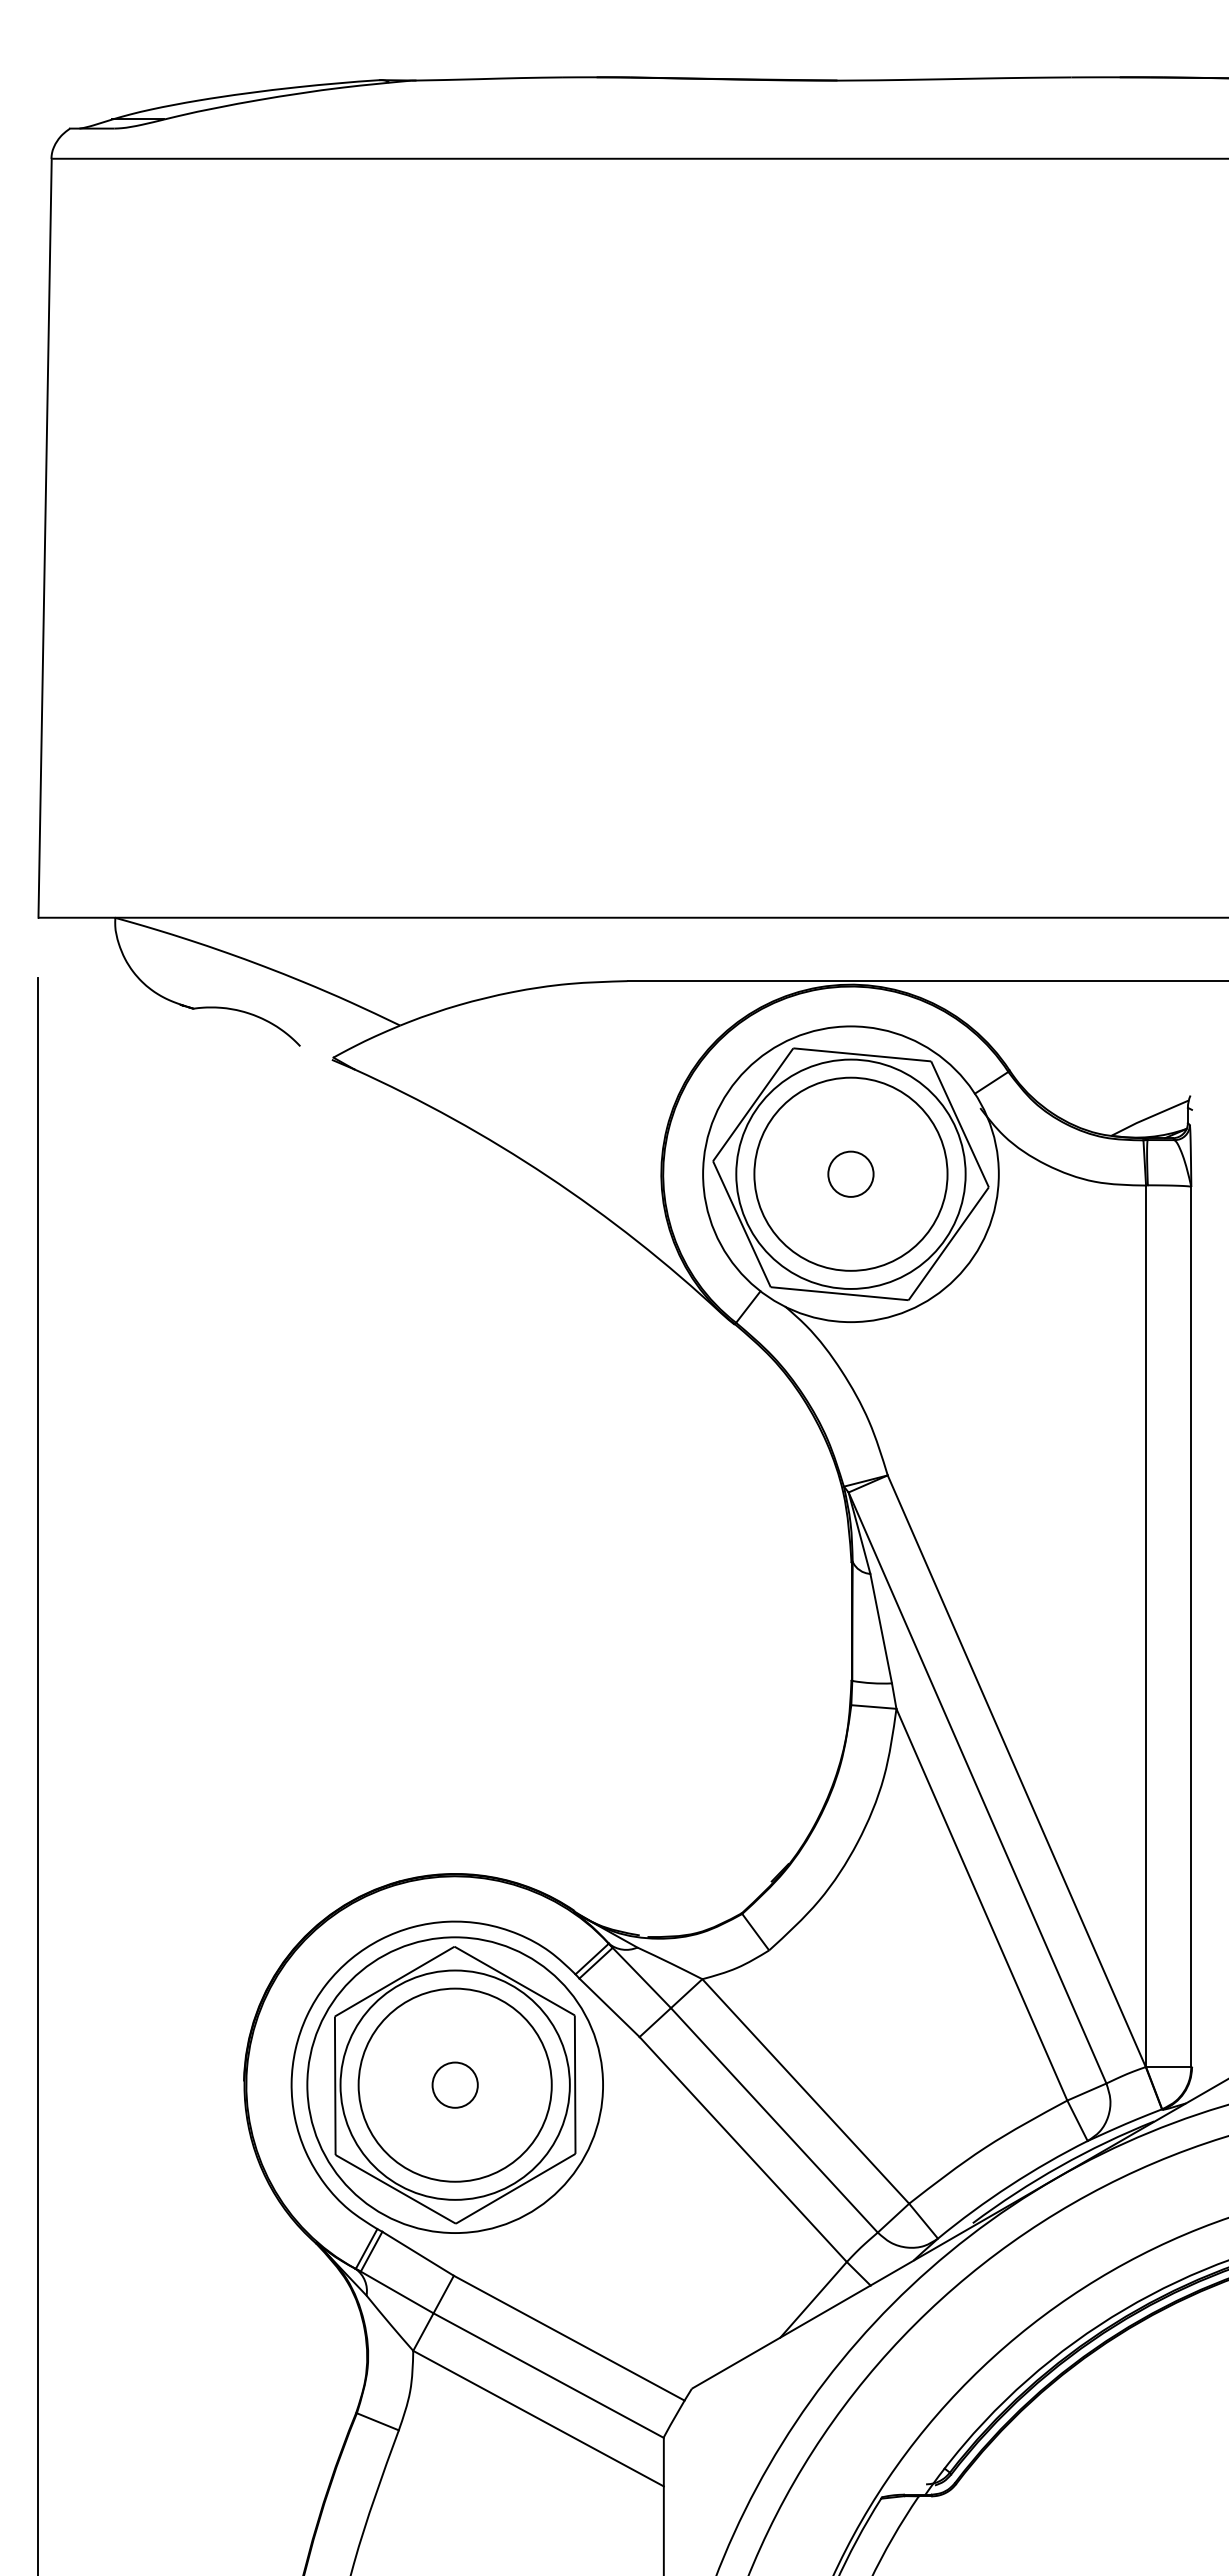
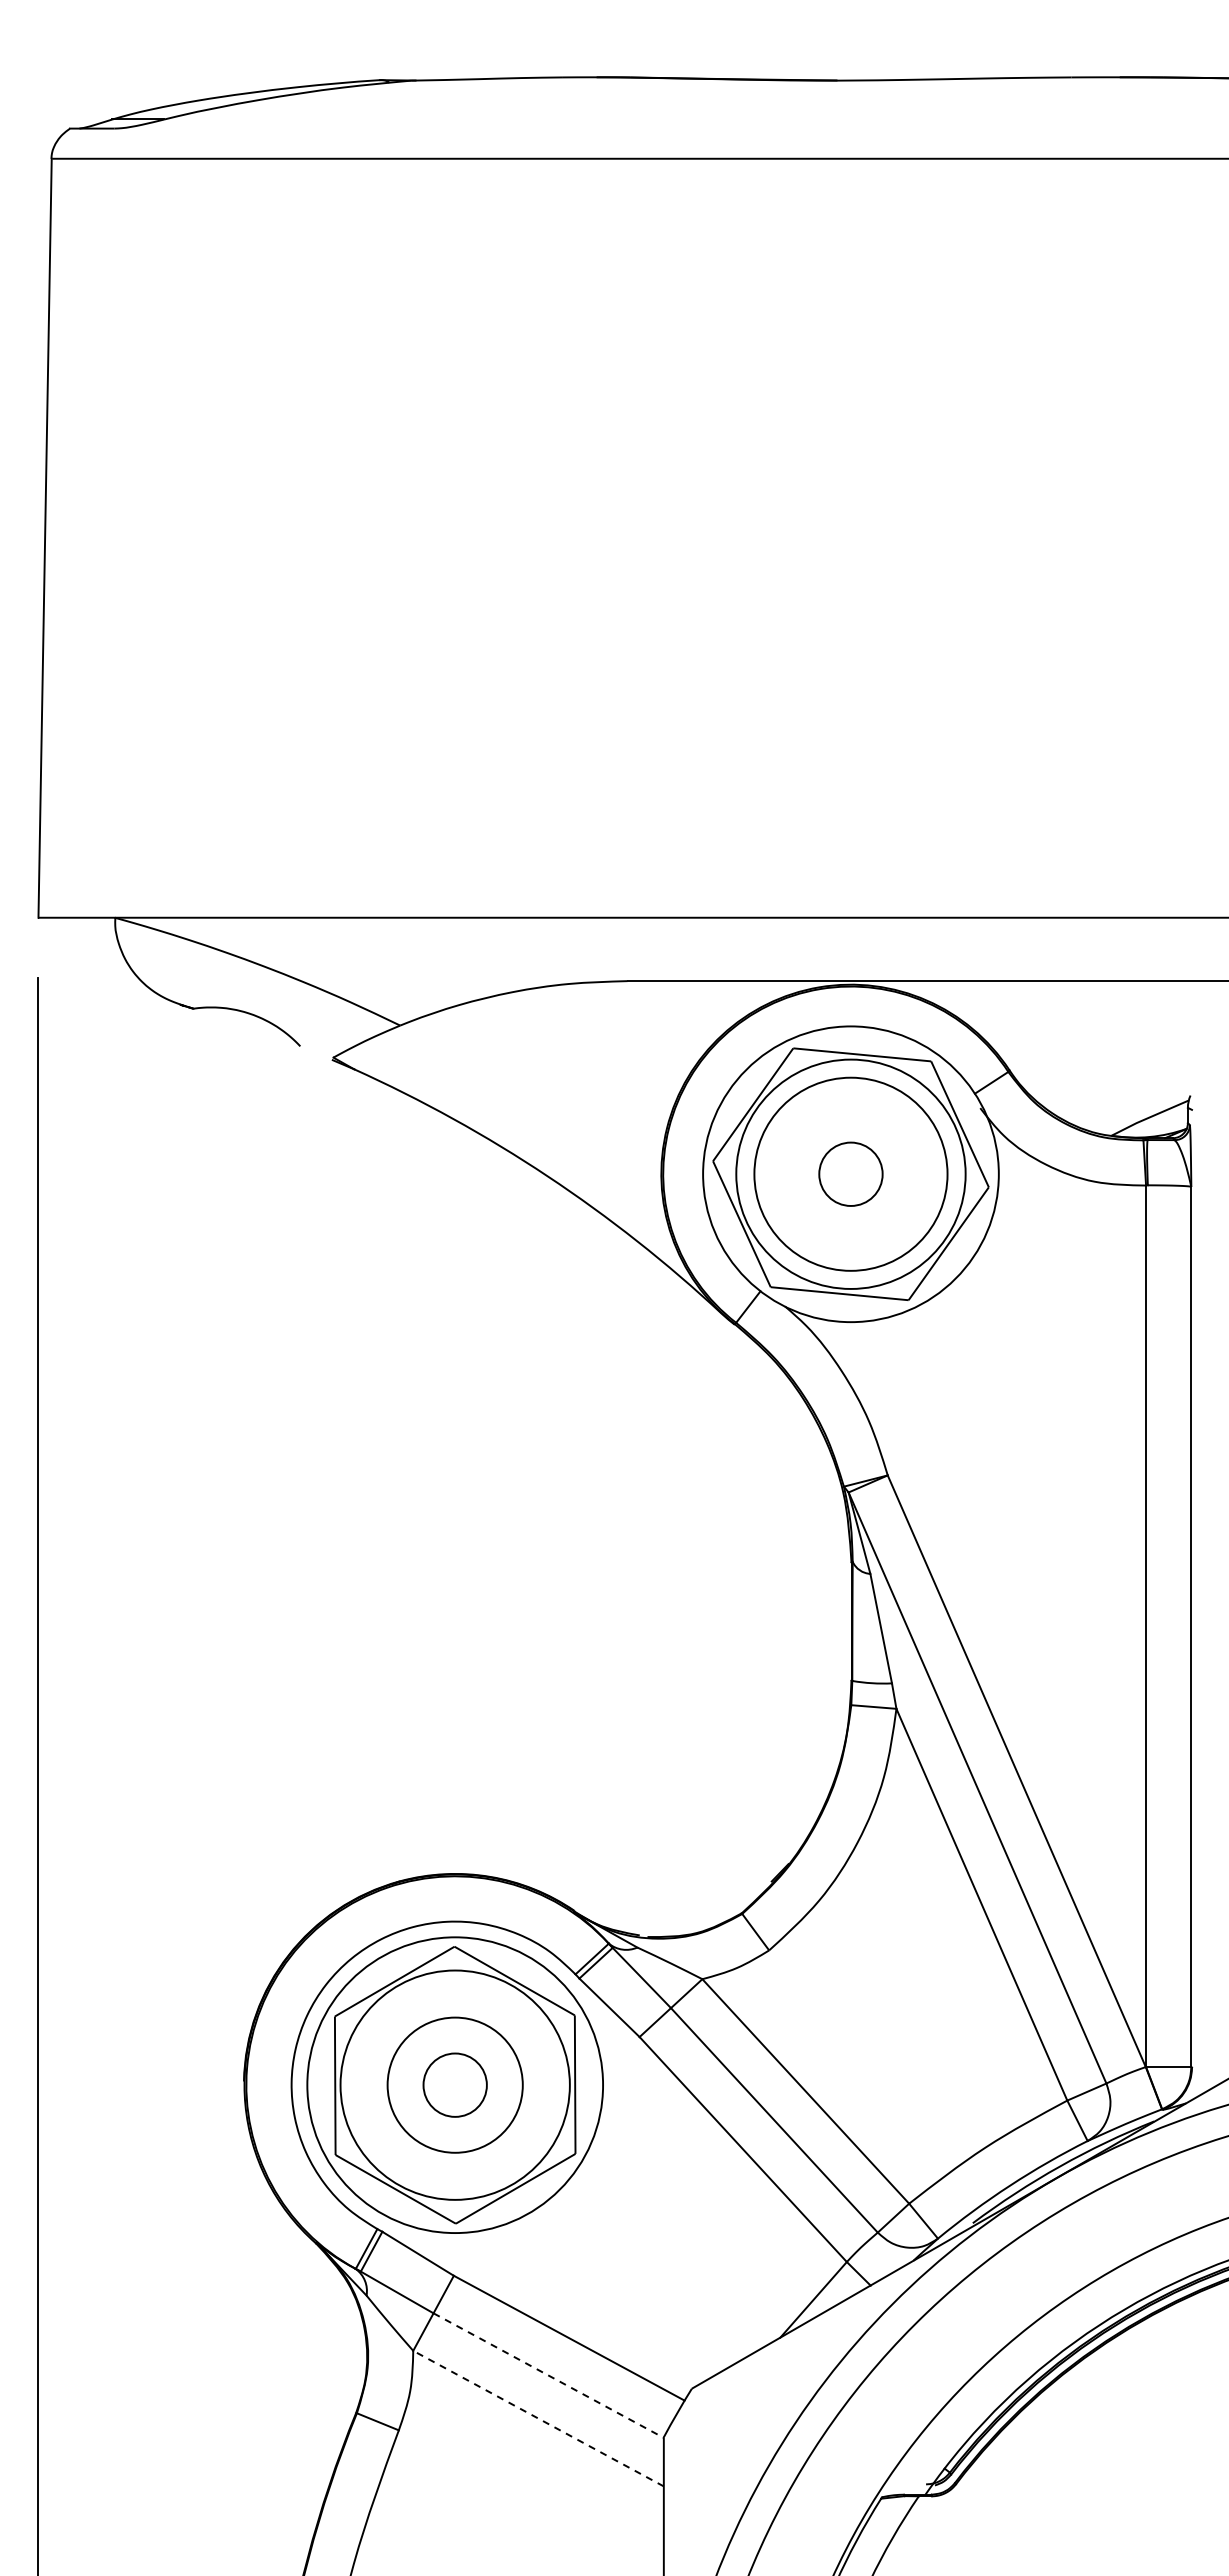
circle diameter: 45 px -> 63 px (850, 1173)
circle diameter: 193 px -> 135 px (454, 2084)
circle diameter: 45 px -> 63 px (454, 2084)
line: solid -> dashed (548, 2375)
line: solid -> dashed (538, 2418)
